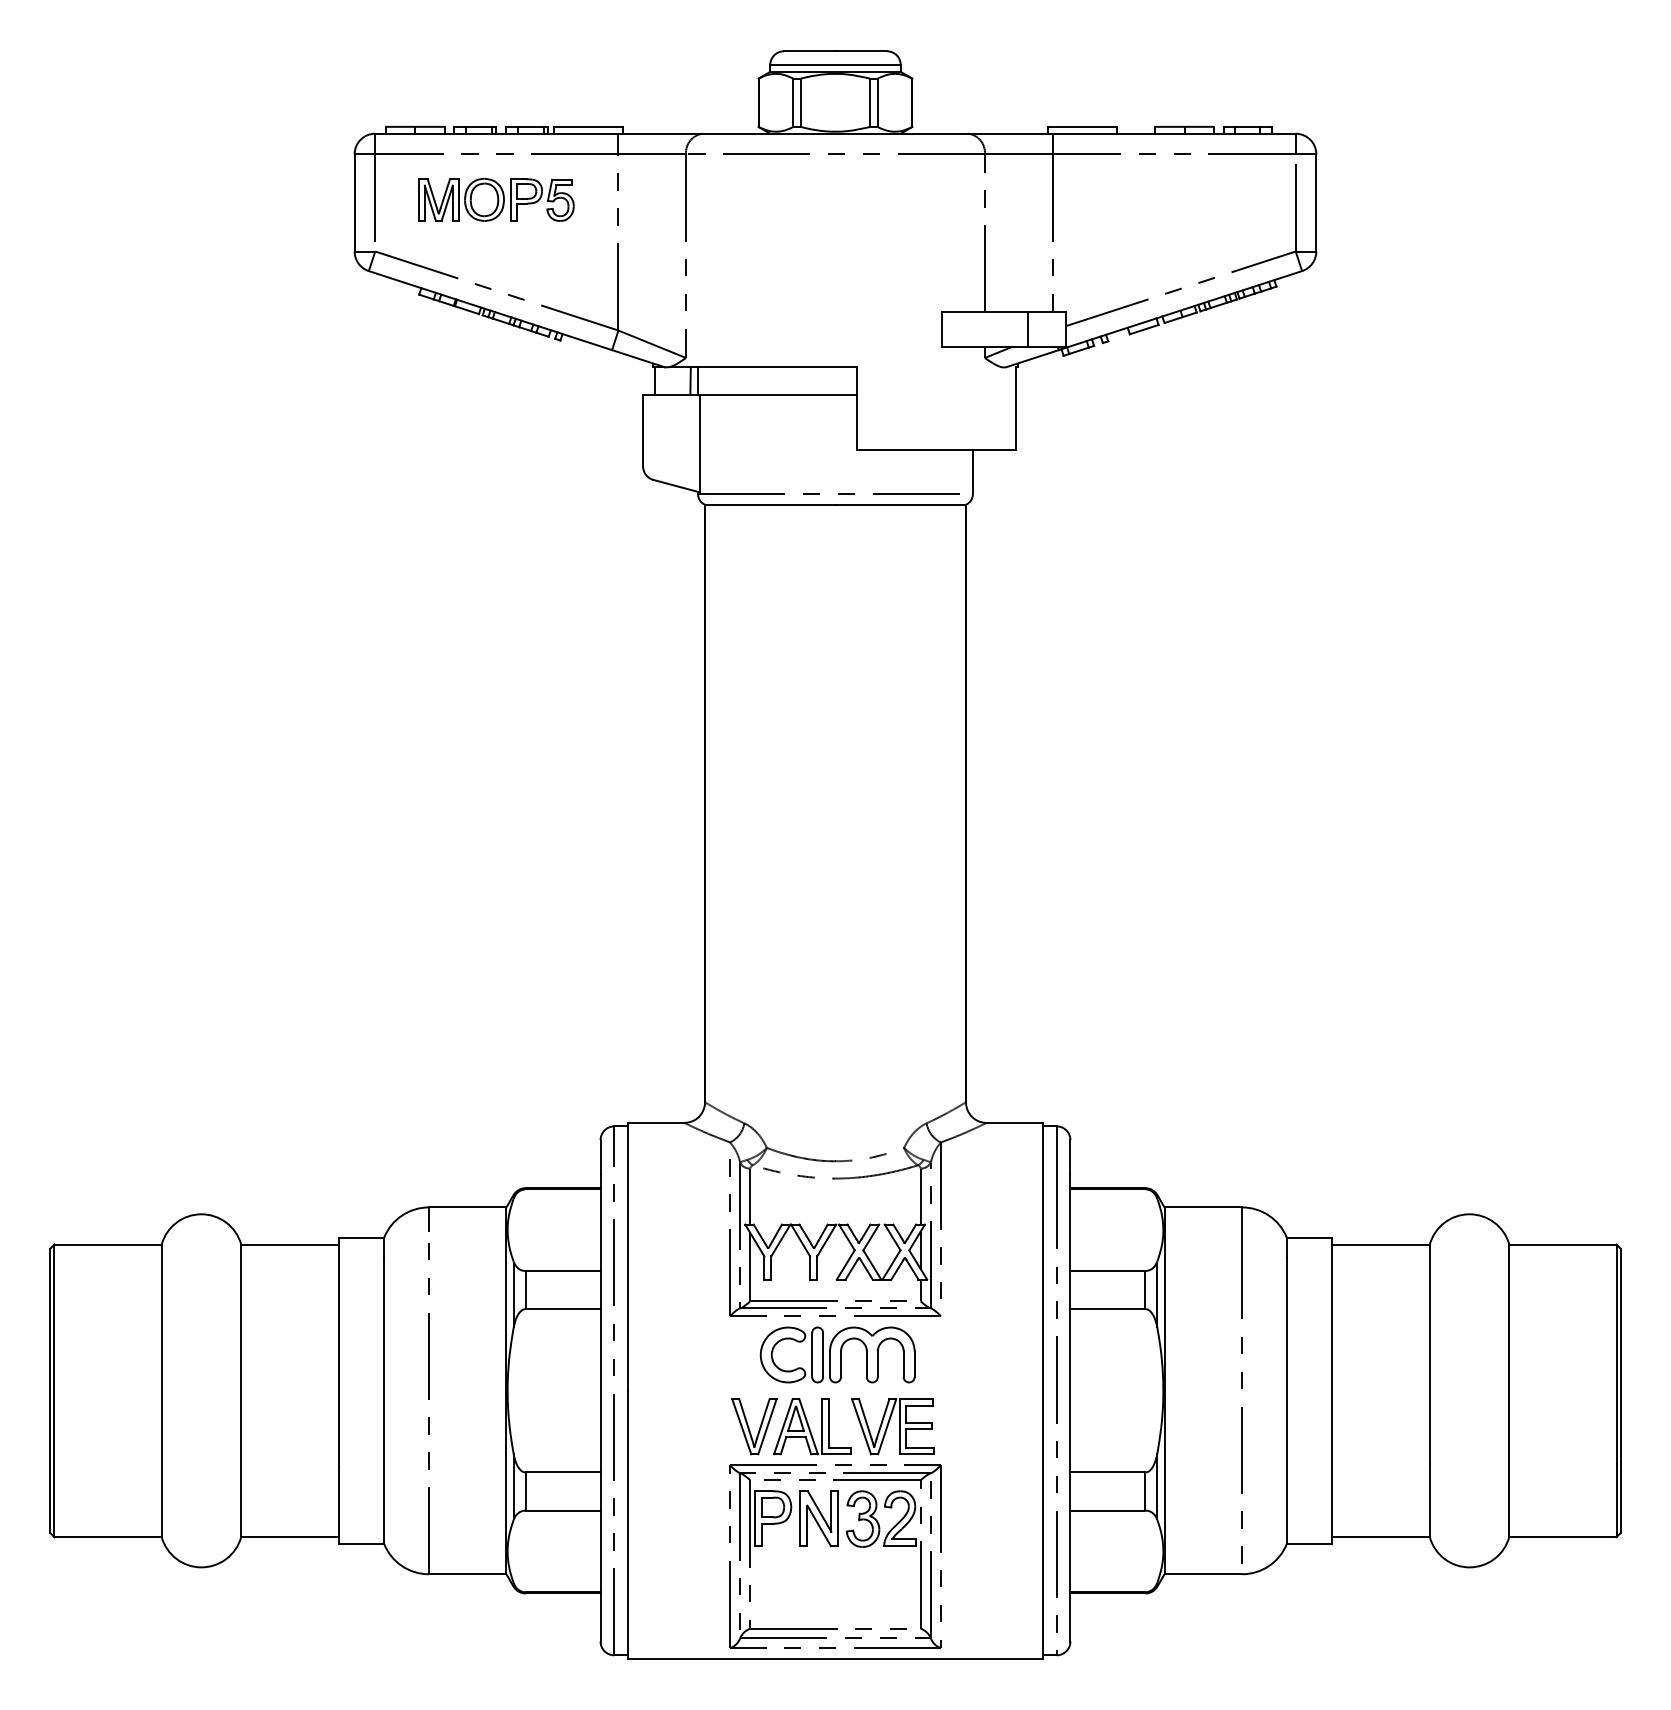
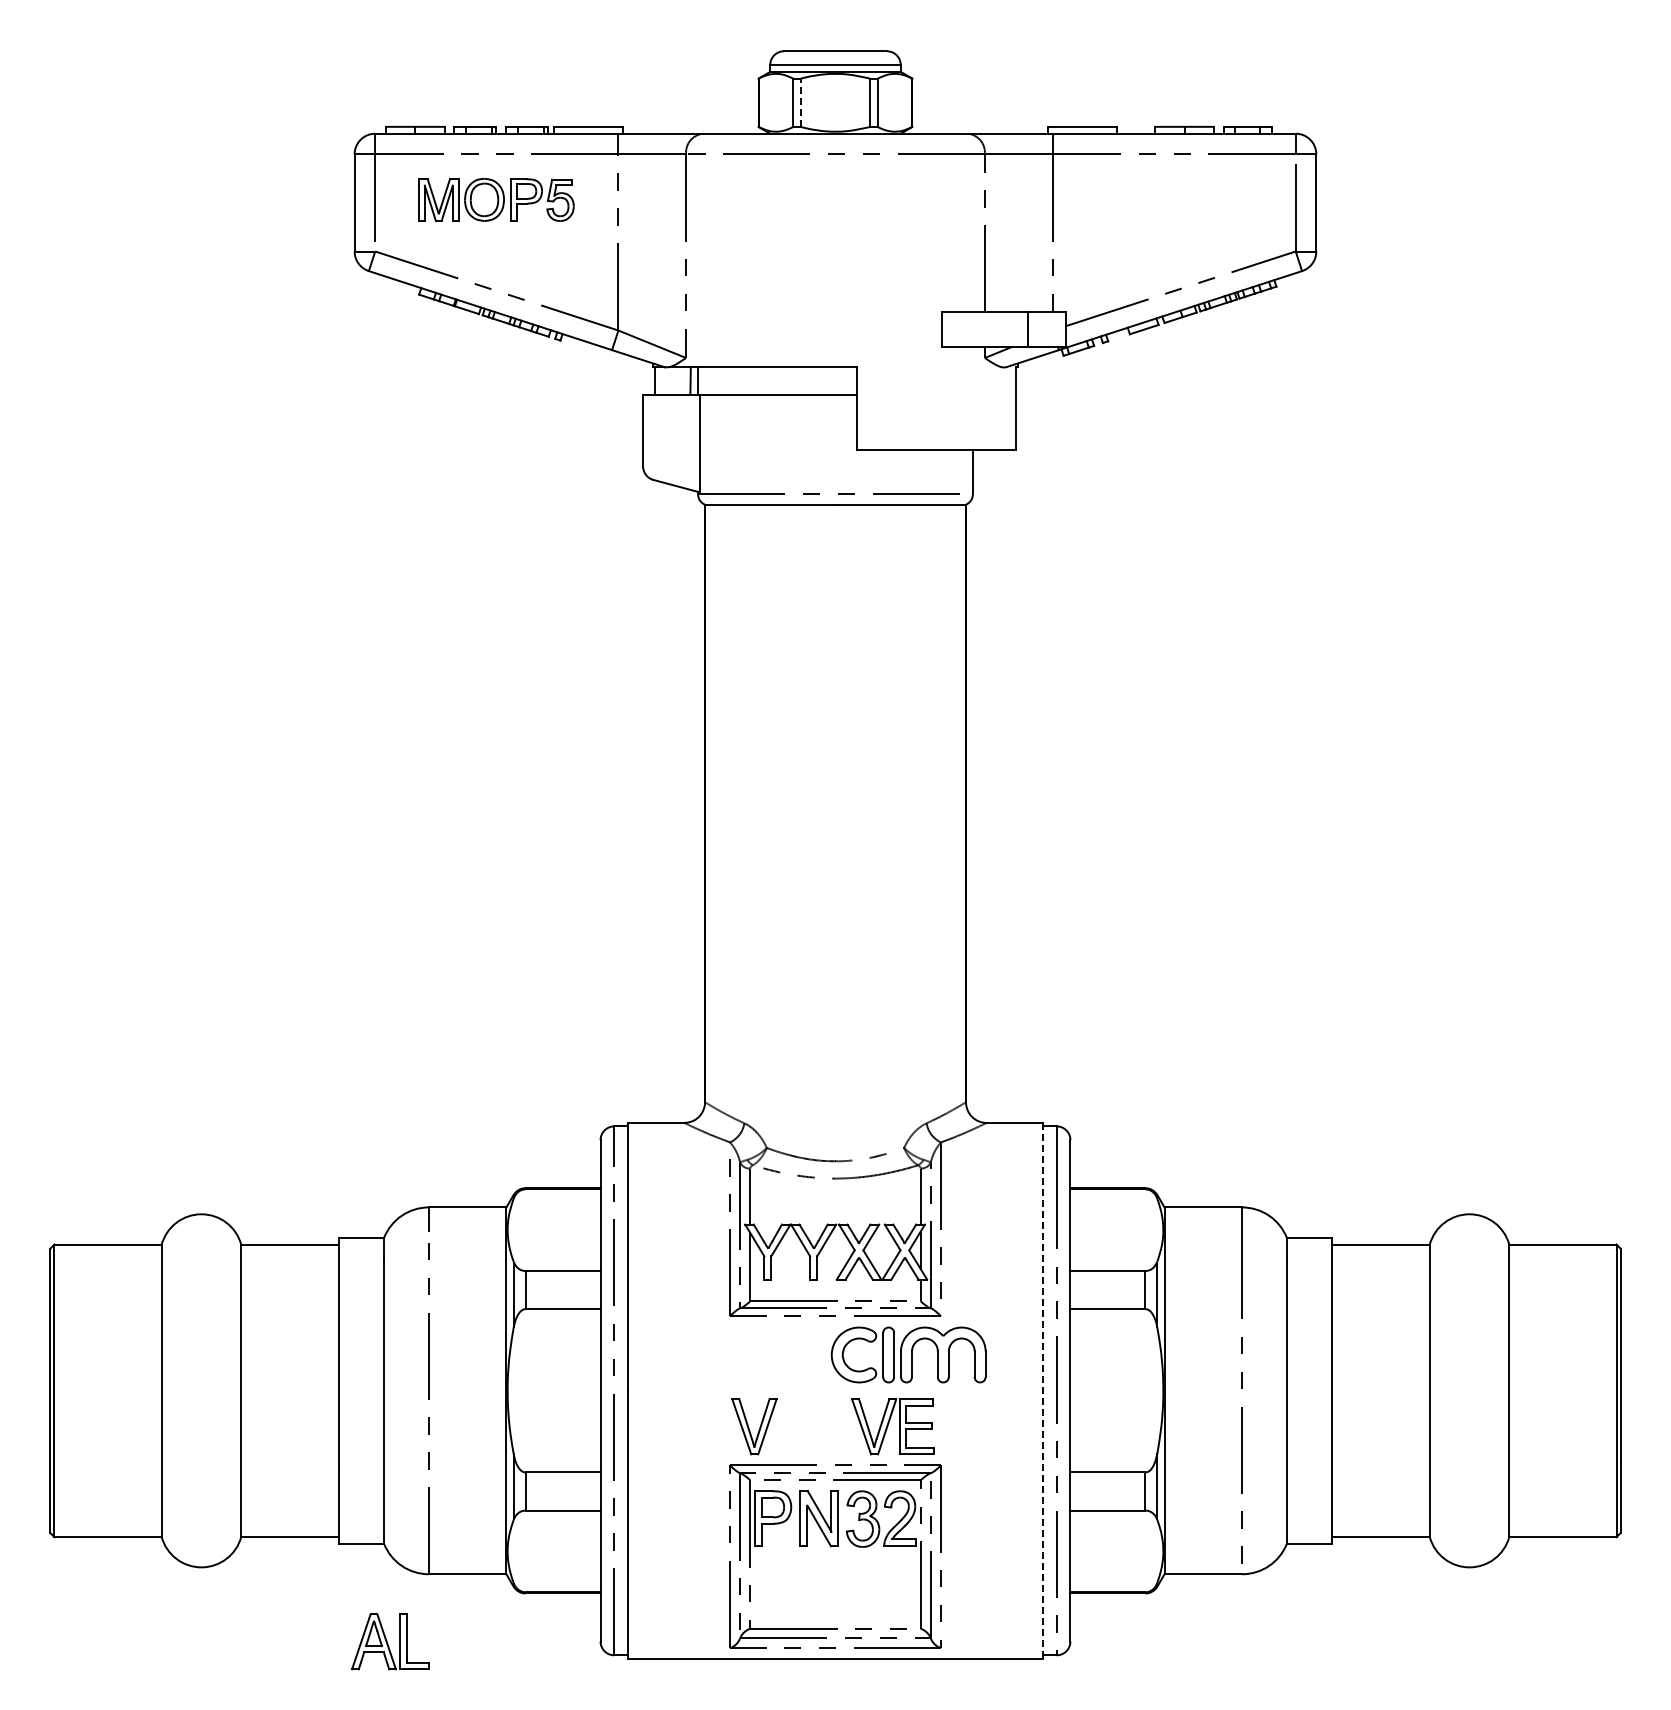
line: solid -> dashed (800, 102)
part position: (837, 1354) -> (908, 1354) (908, 1354)
line: solid -> dashed (1042, 1390)
part position: (812, 1426) -> (390, 1641) (390, 1641)
